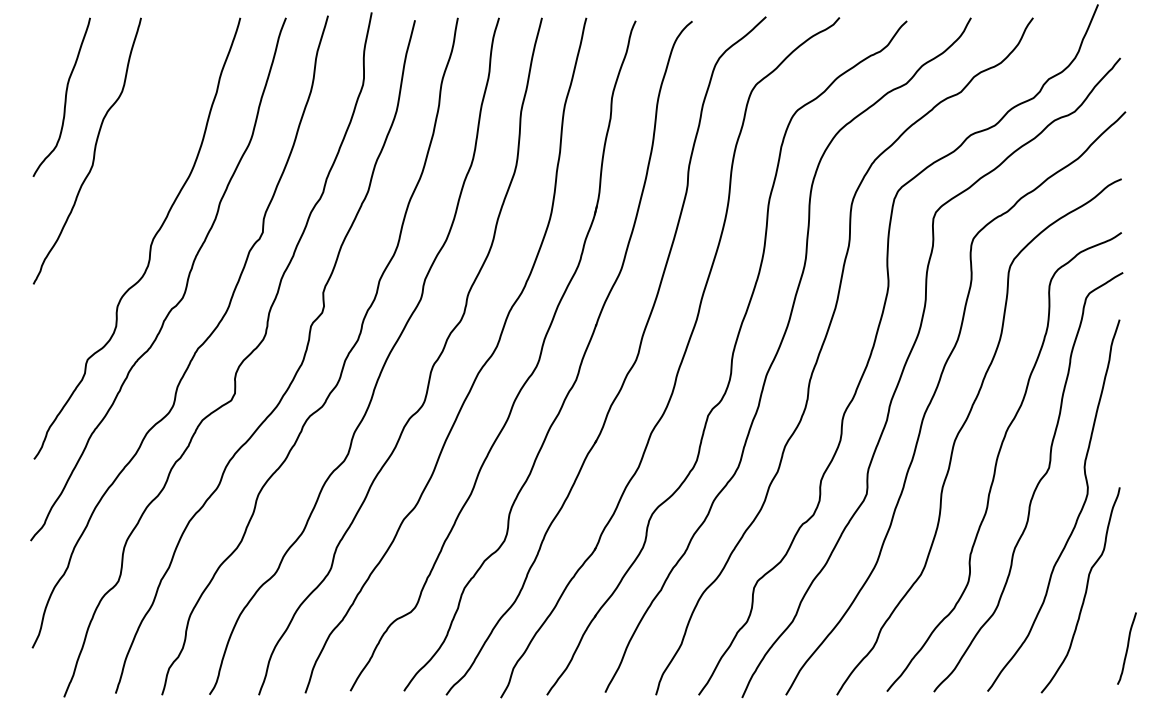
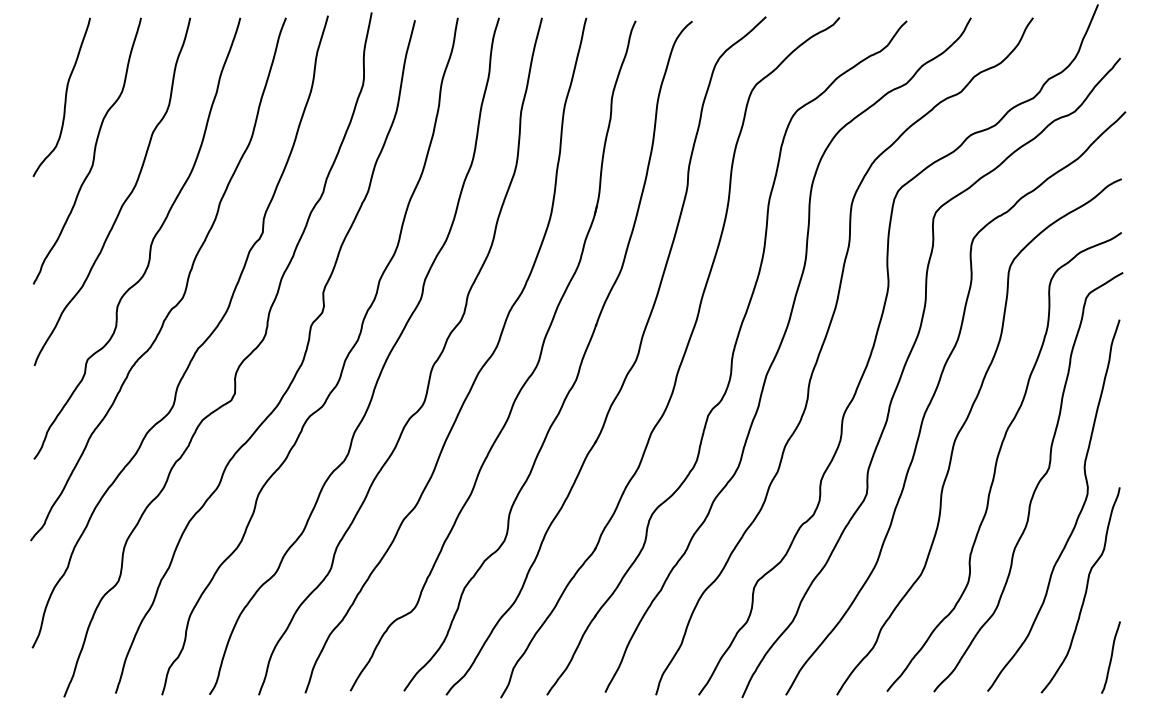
curve: none -> present (124, 200)
curve position: (1126, 648) -> (1110, 657) (1110, 657)
